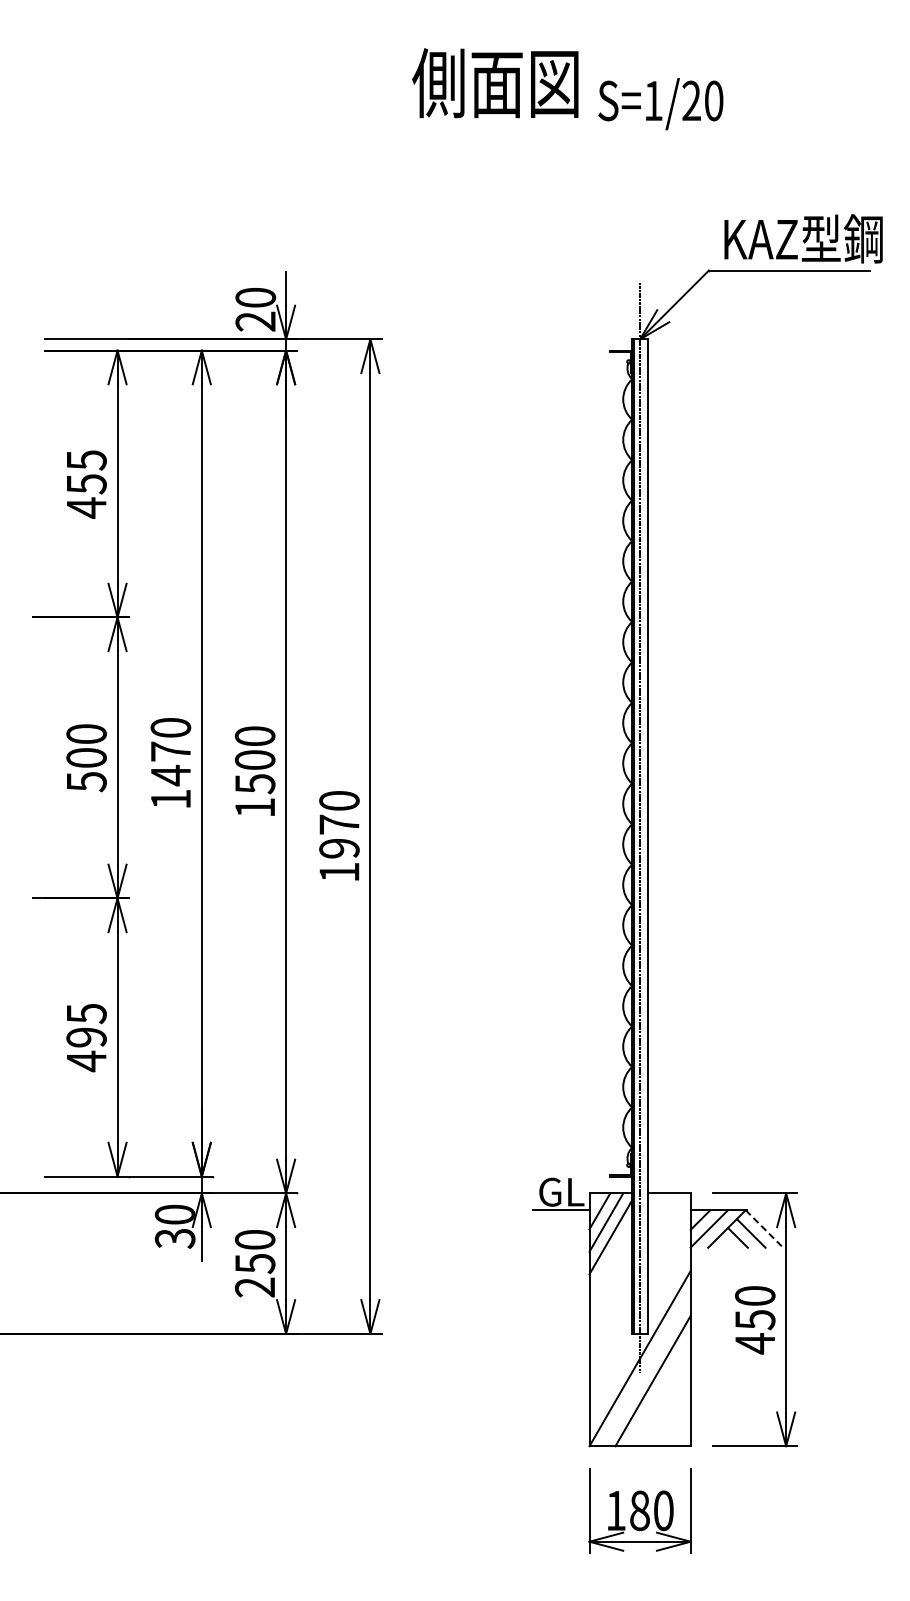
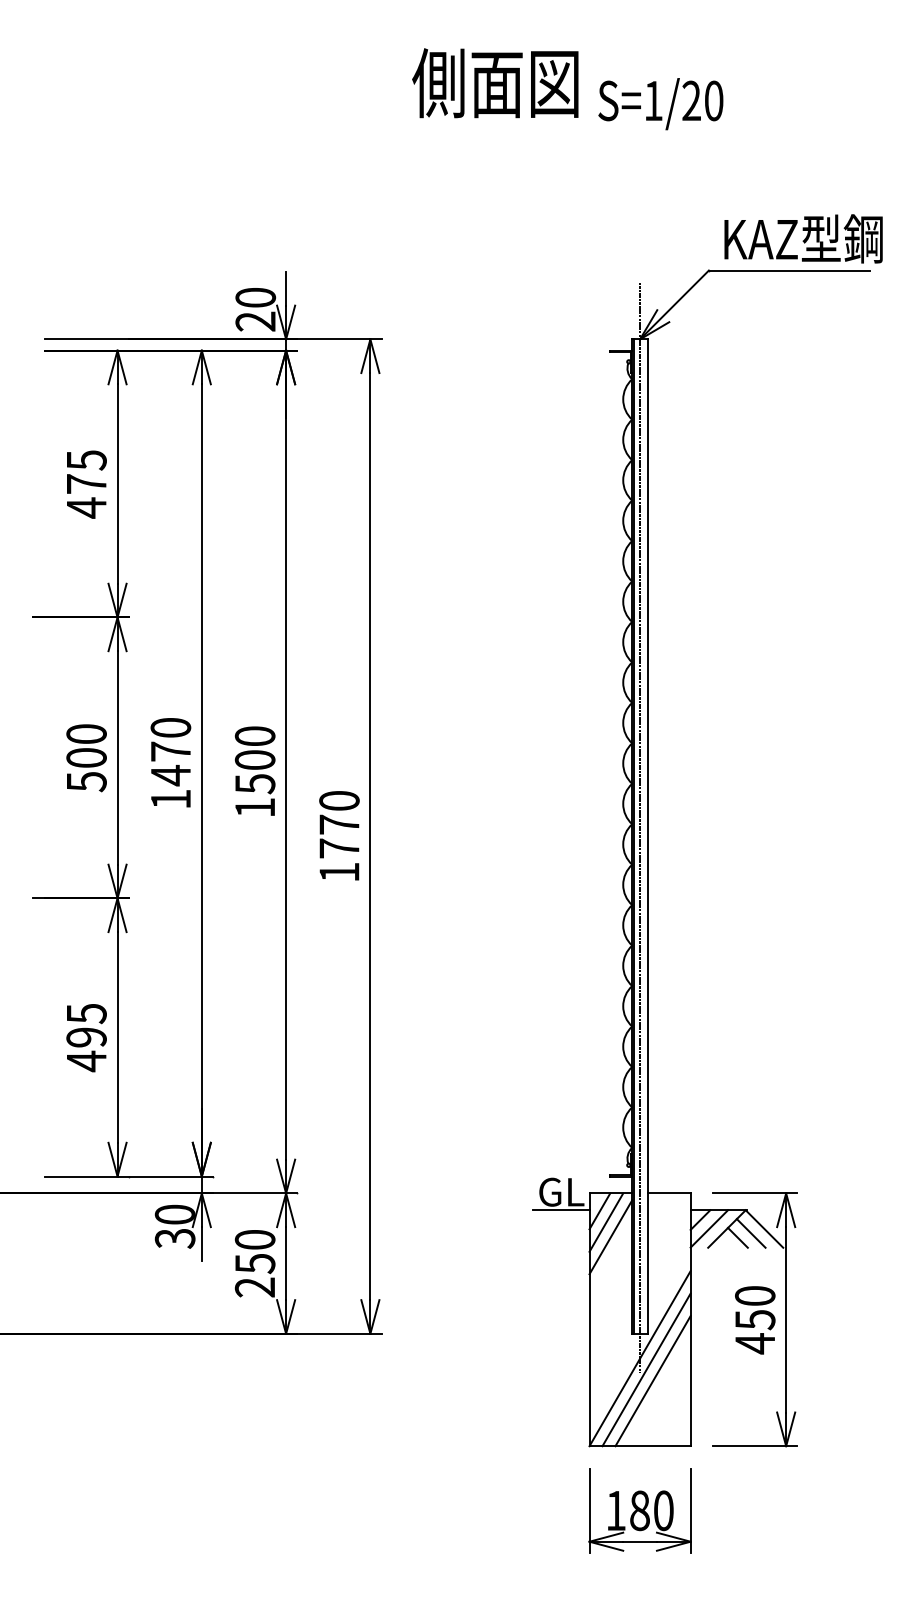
text: 455 -> 475 (86, 484)
text: 1970 -> 1770 (339, 848)
line: dashed -> solid (764, 1229)
line: none -> present (646, 1369)
